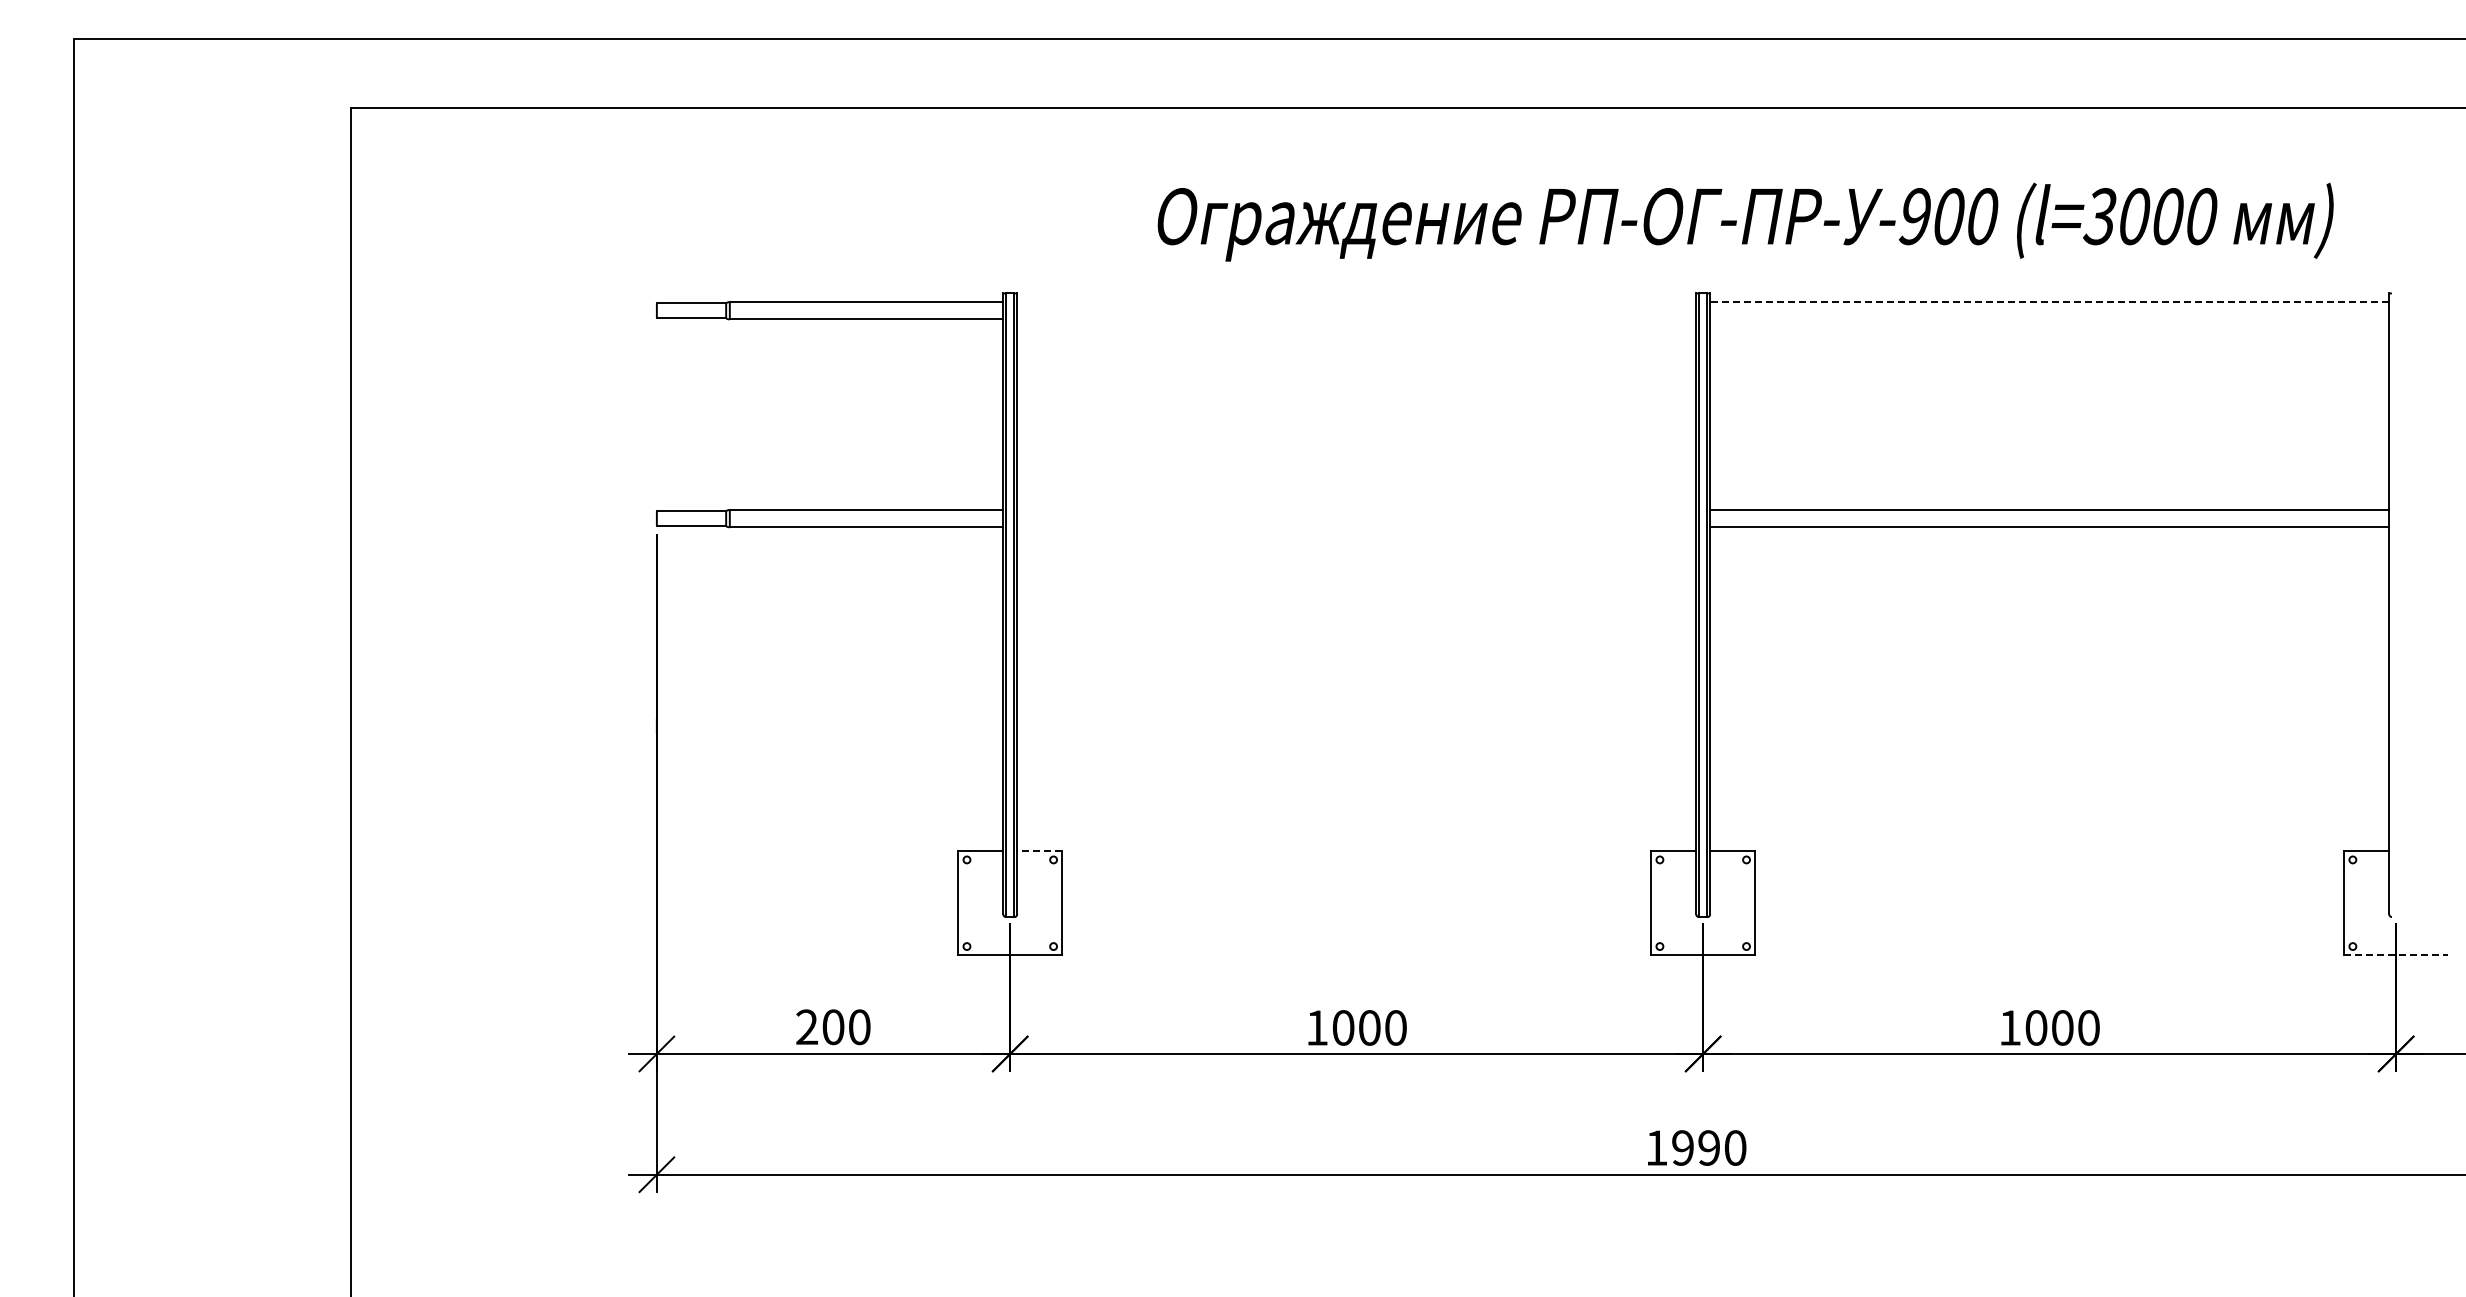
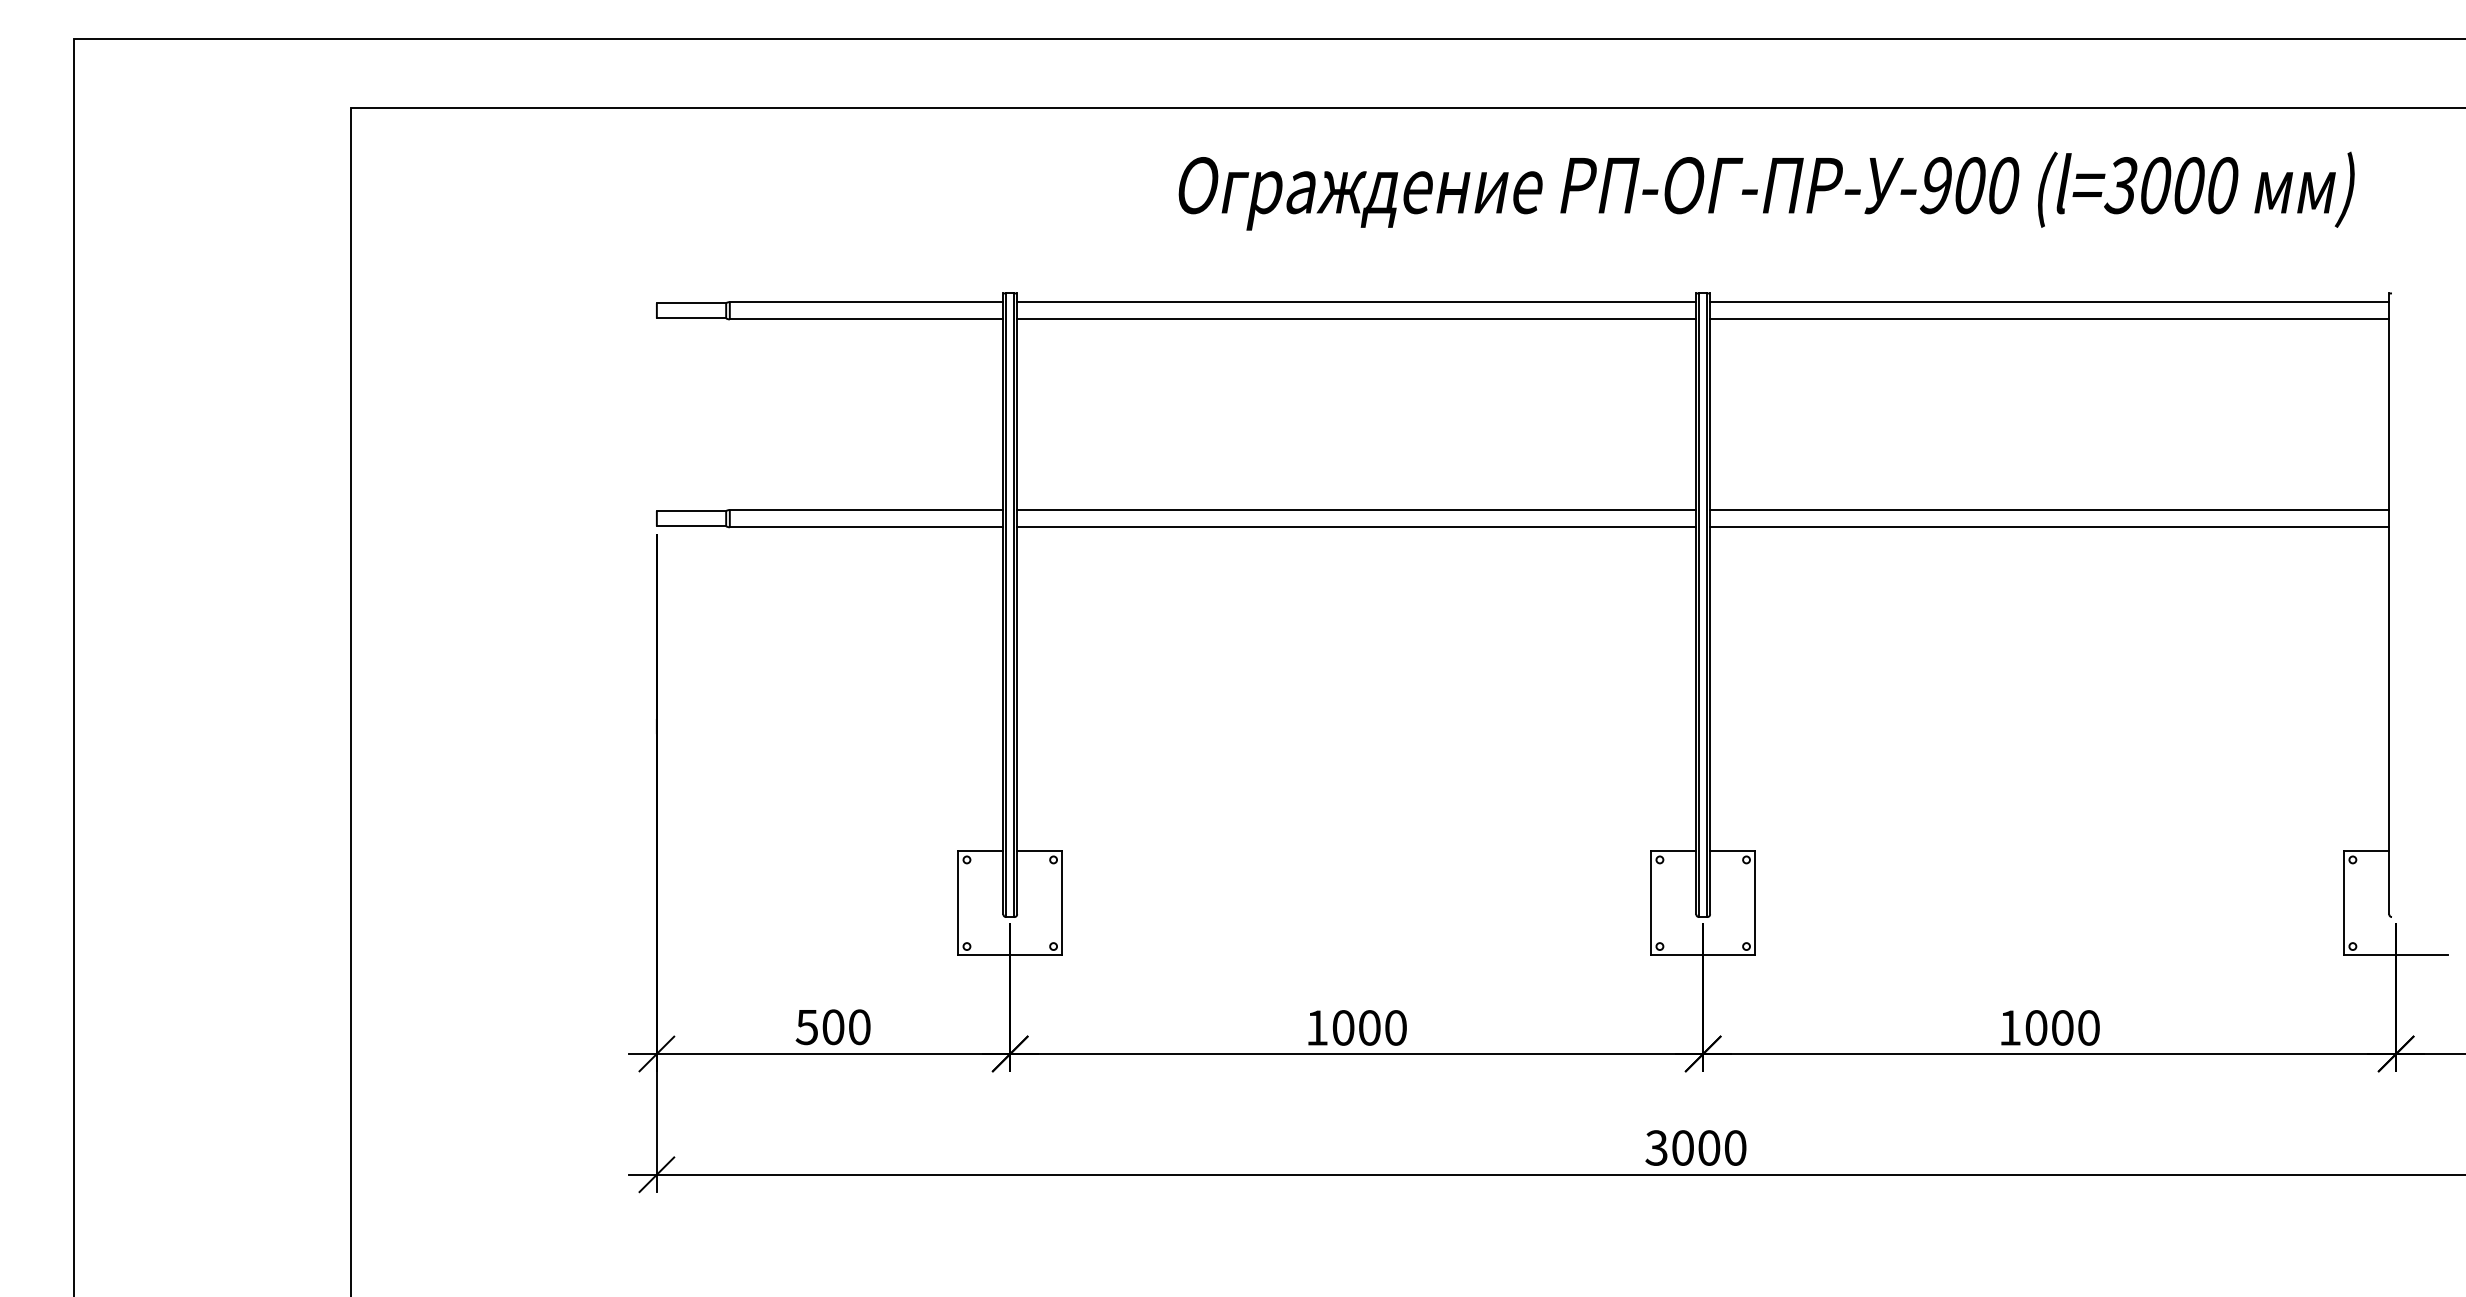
text position: (1745, 221) -> (1766, 190) (1766, 190)
line: none -> present (1356, 302)
line: dashed -> solid (2049, 302)
line: none -> present (1356, 319)
line: none -> present (2049, 319)
line: none -> present (1356, 510)
line: none -> present (1356, 527)
line: dashed -> solid (1039, 851)
line: dashed -> solid (2396, 955)
text: 200 -> 500 (806, 1027)
text: 1990 -> 3000 (1682, 1147)
